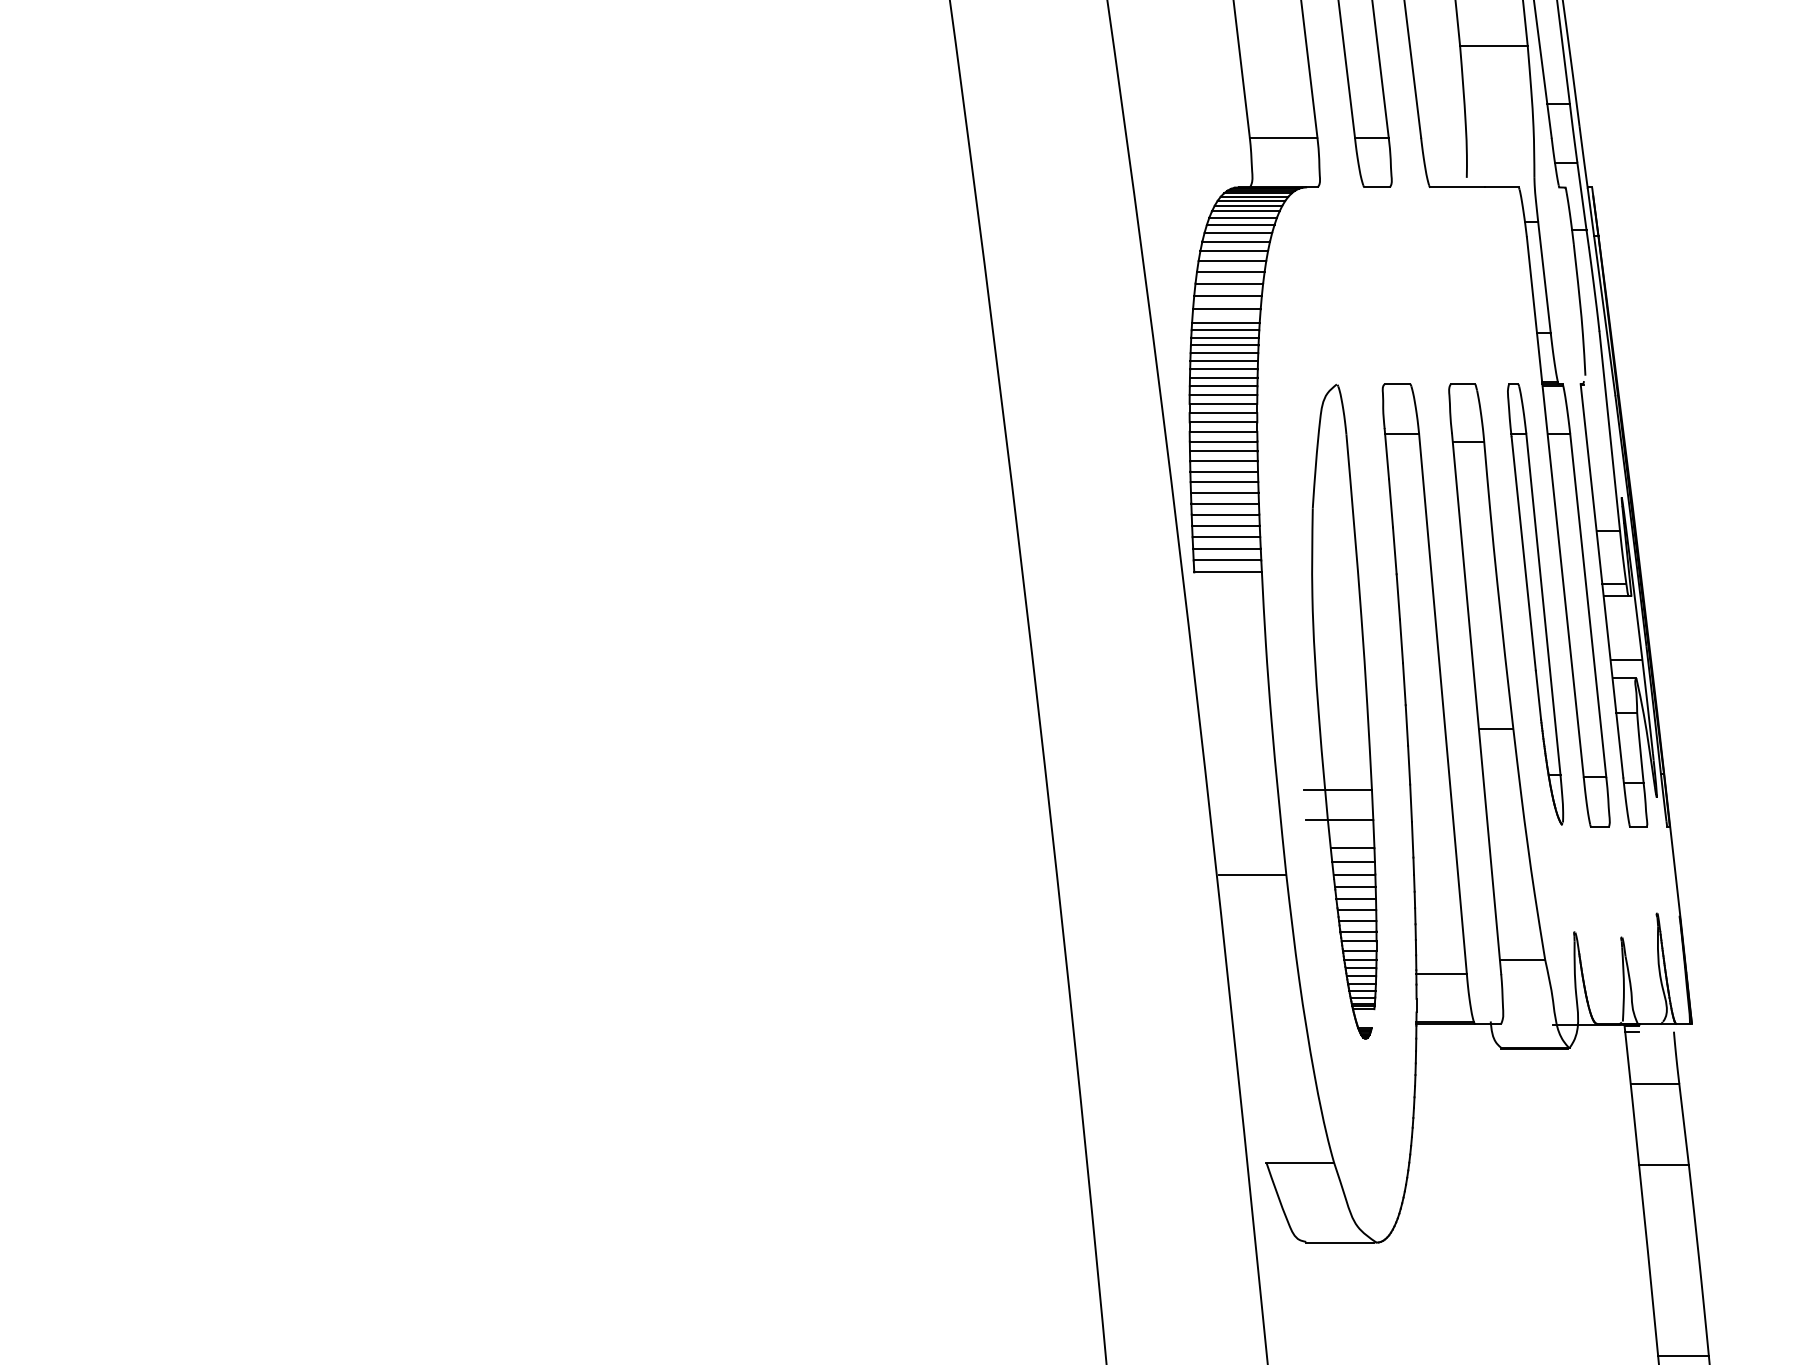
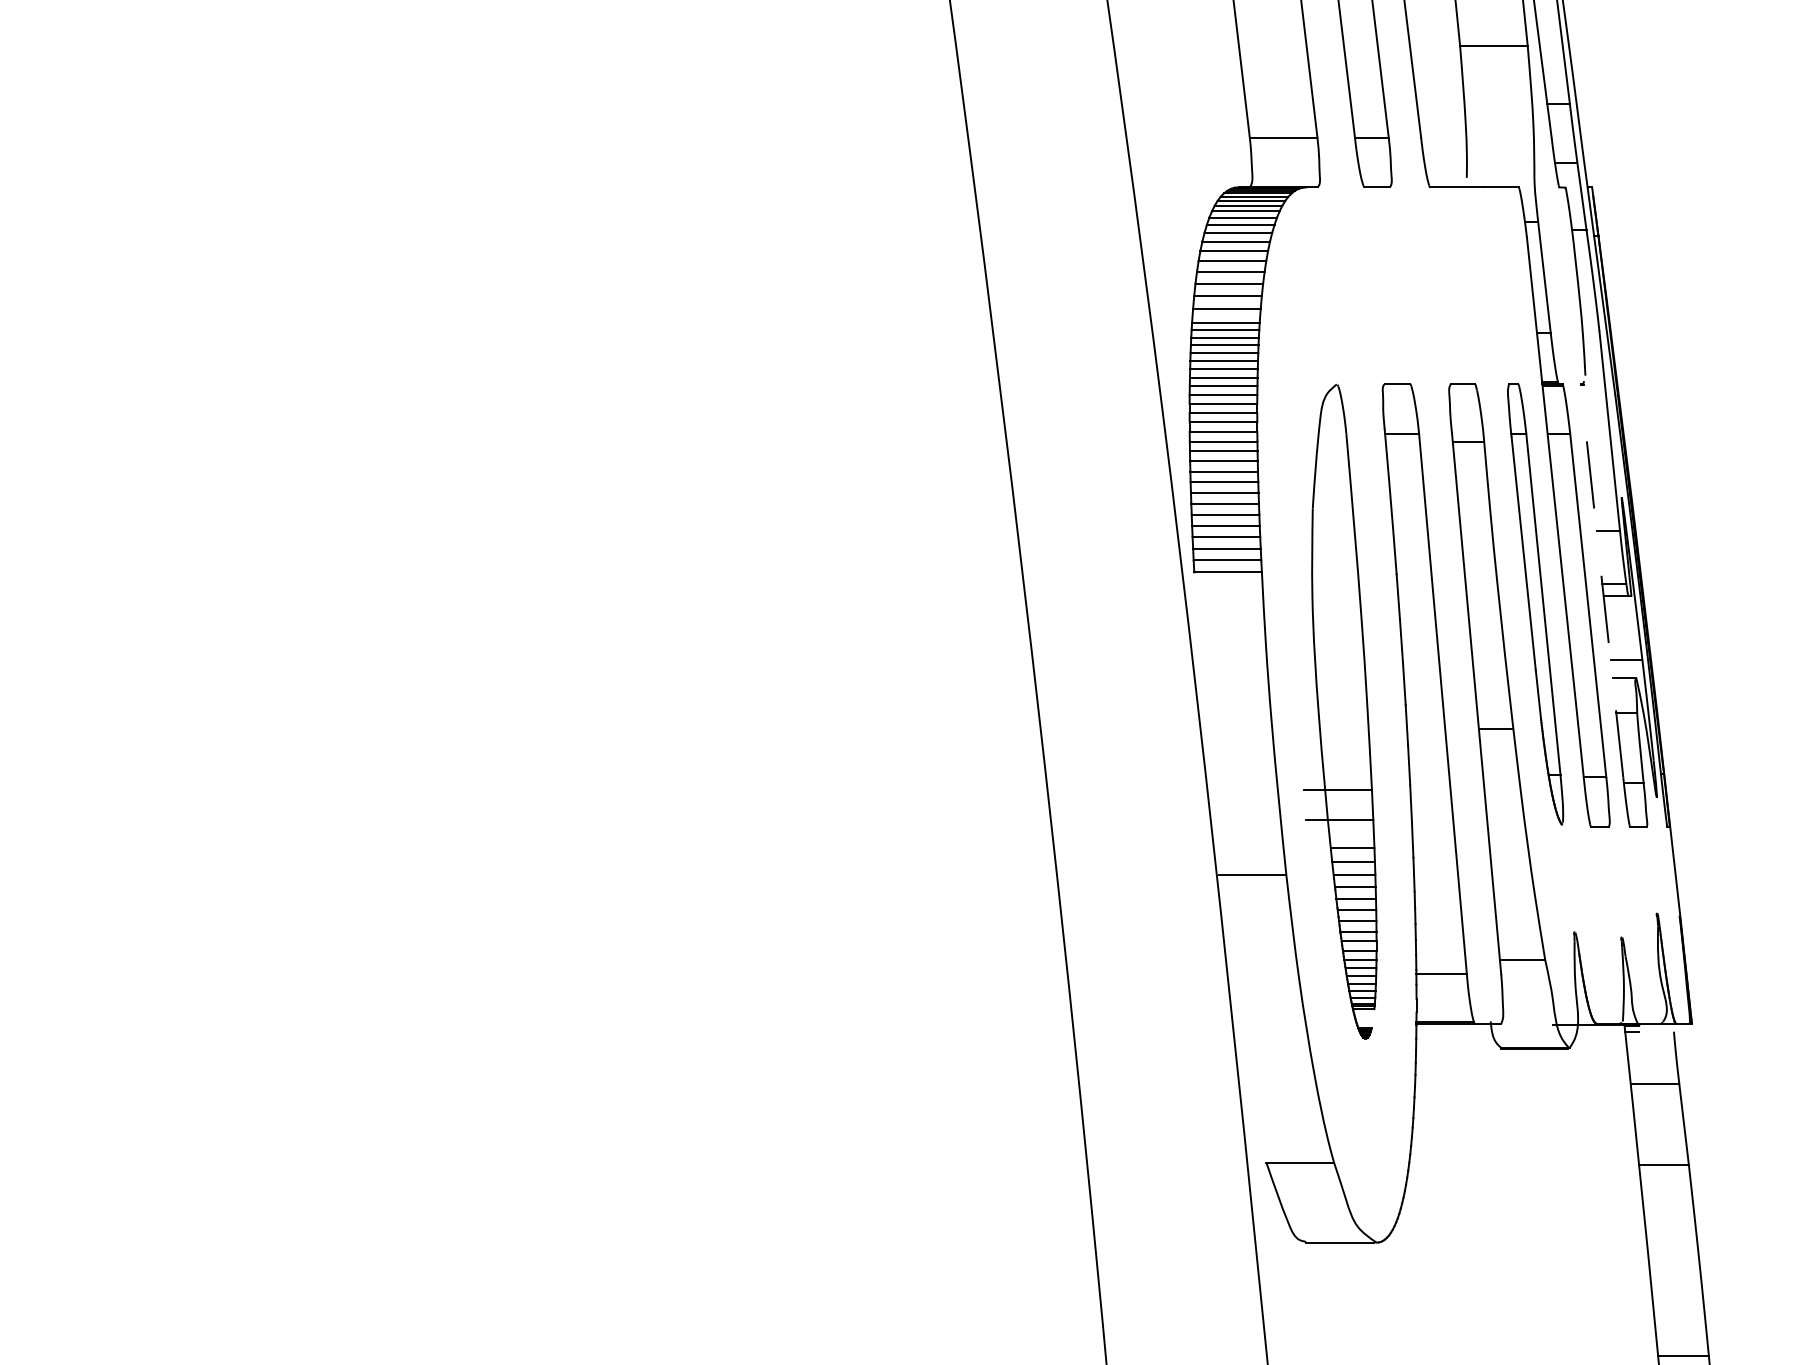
line: solid -> dashed (1601, 580)
